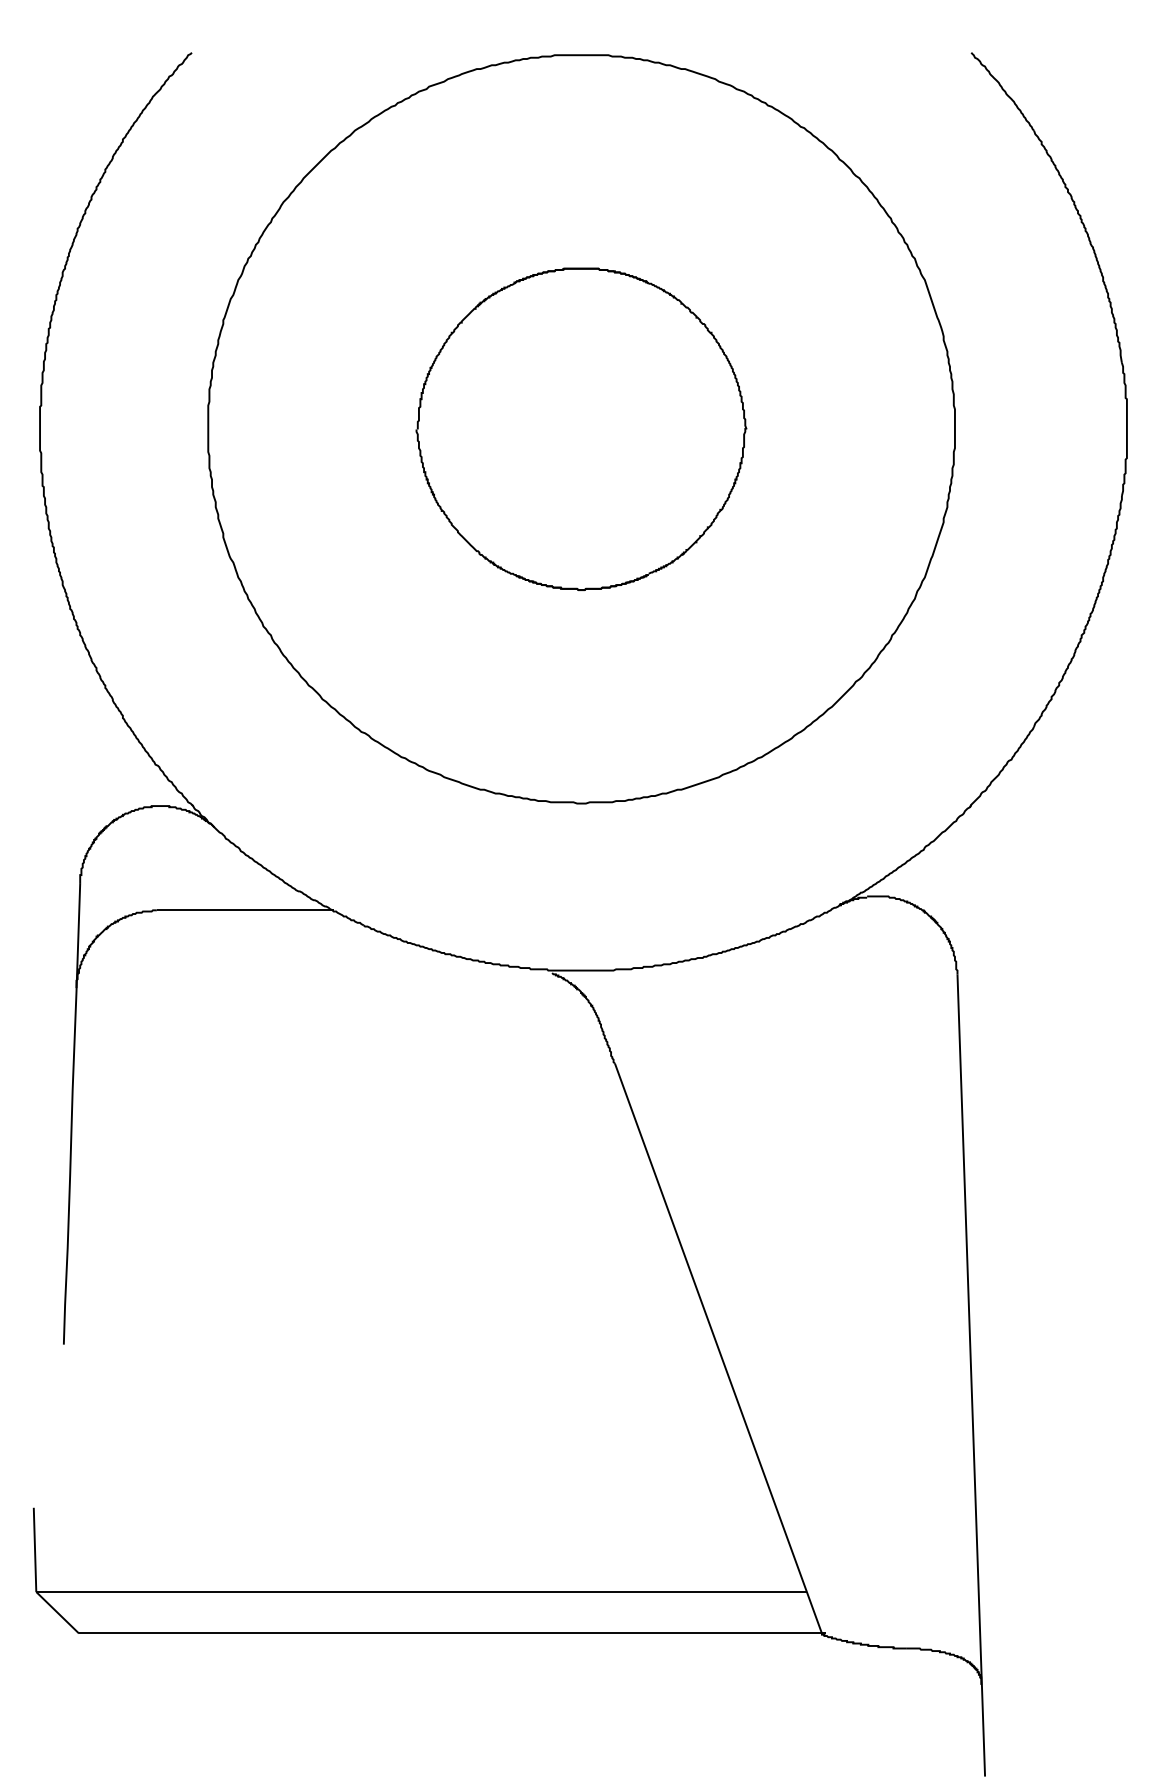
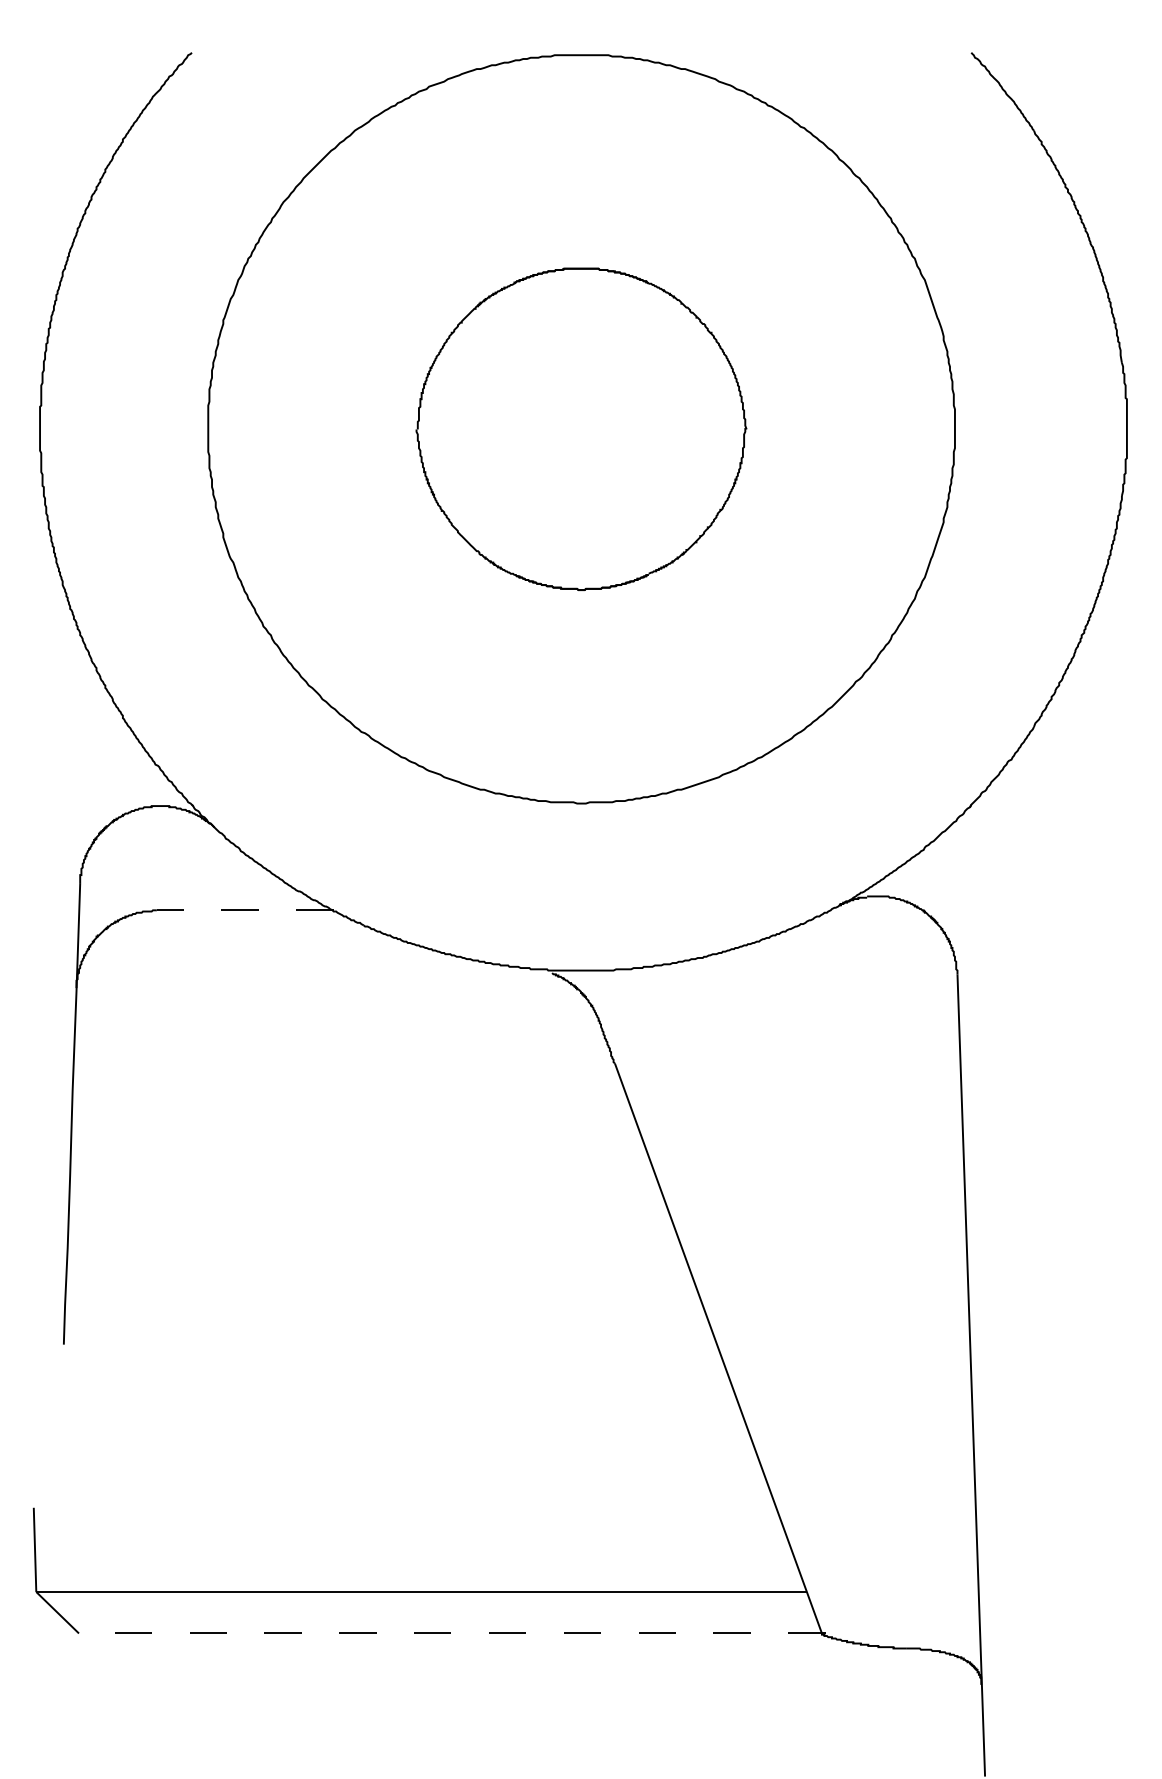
line: solid -> dashed (244, 910)
line: solid -> dashed (451, 1633)
